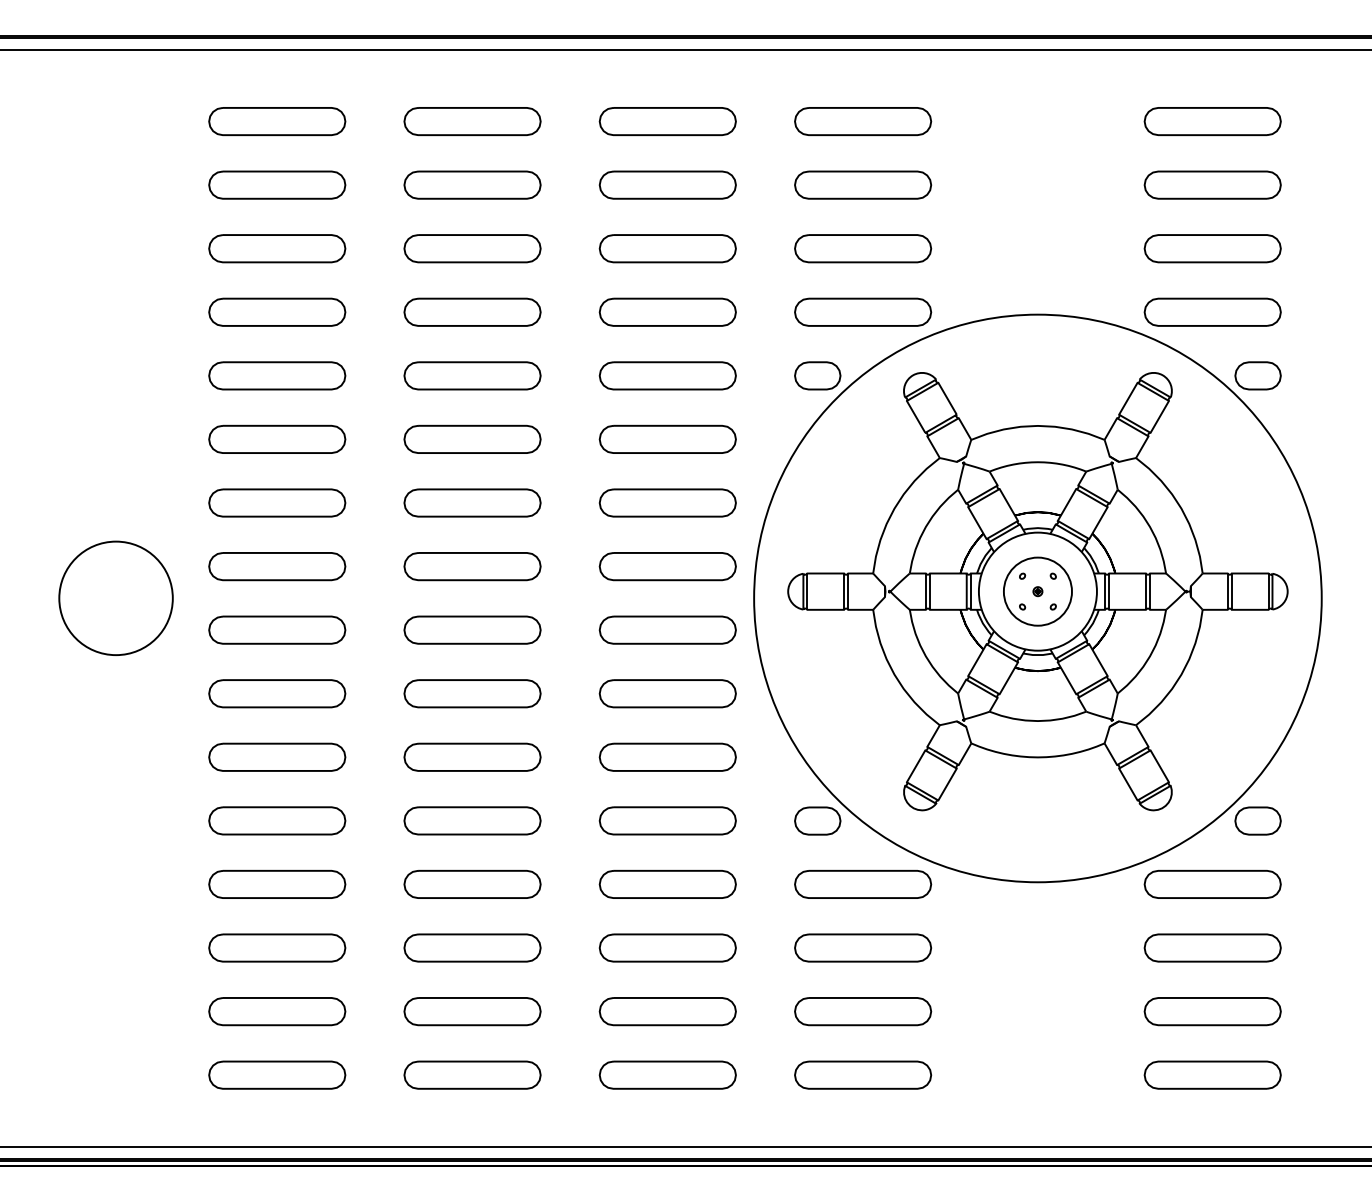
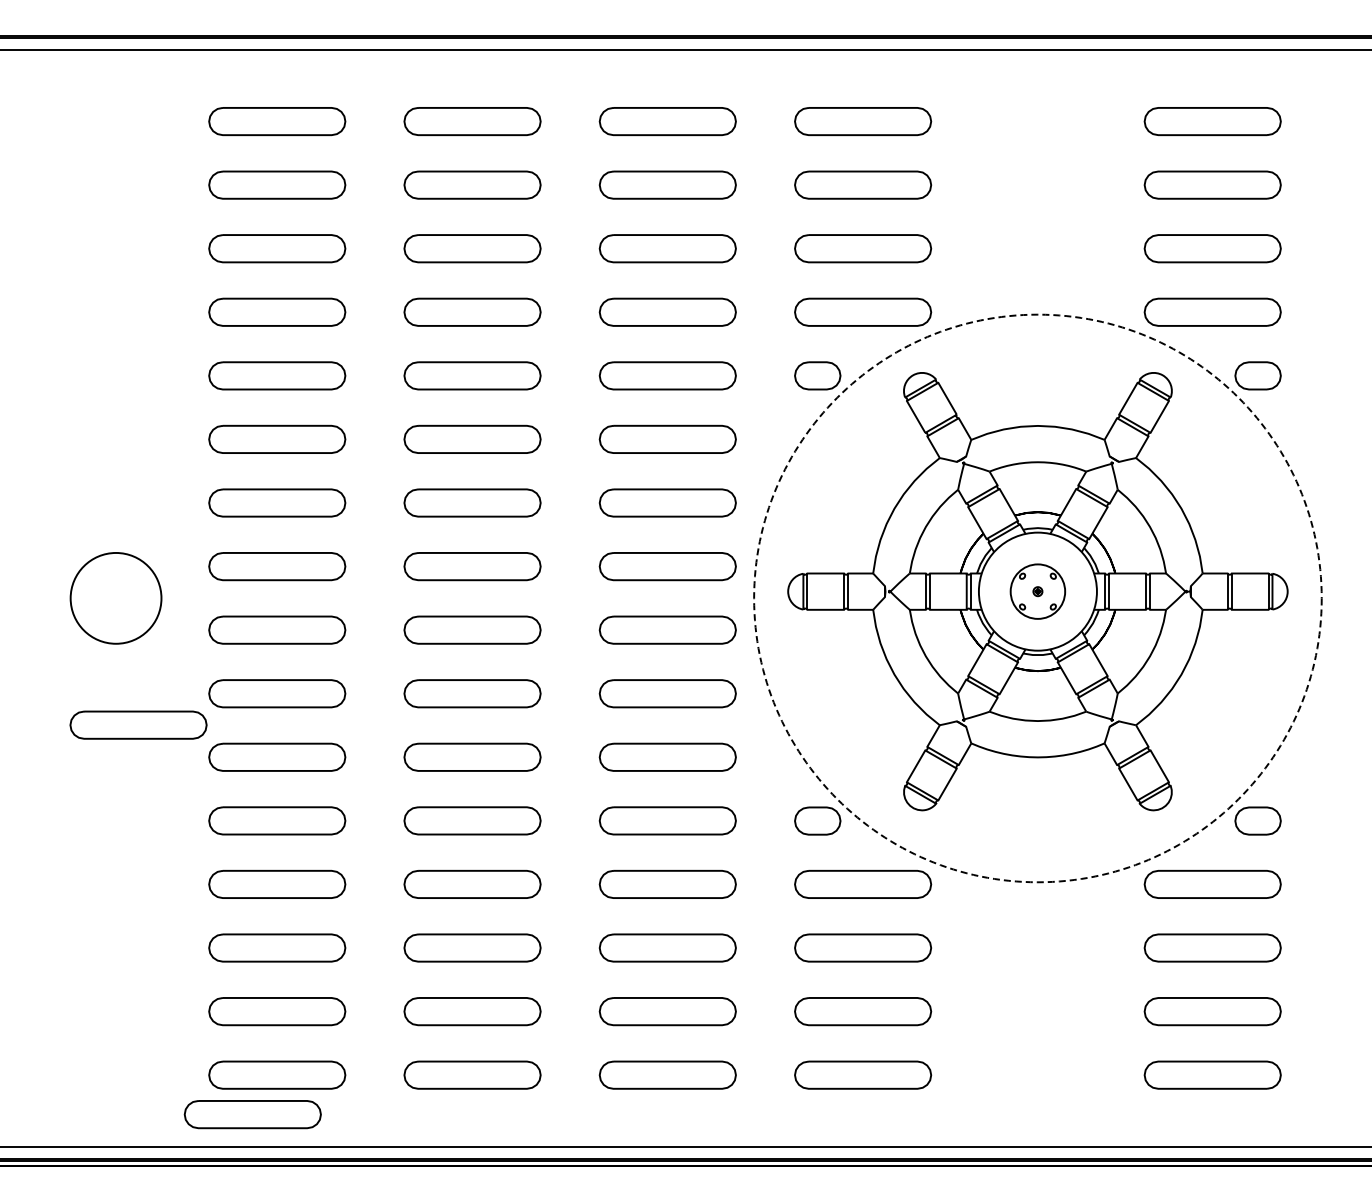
circle diameter: 68 px -> 54 px (1037, 591)
circle diameter: 114 px -> 91 px (115, 597)
circle: solid -> dashed (1037, 598)
part: none -> present (138, 724)
part: none -> present (252, 1114)
